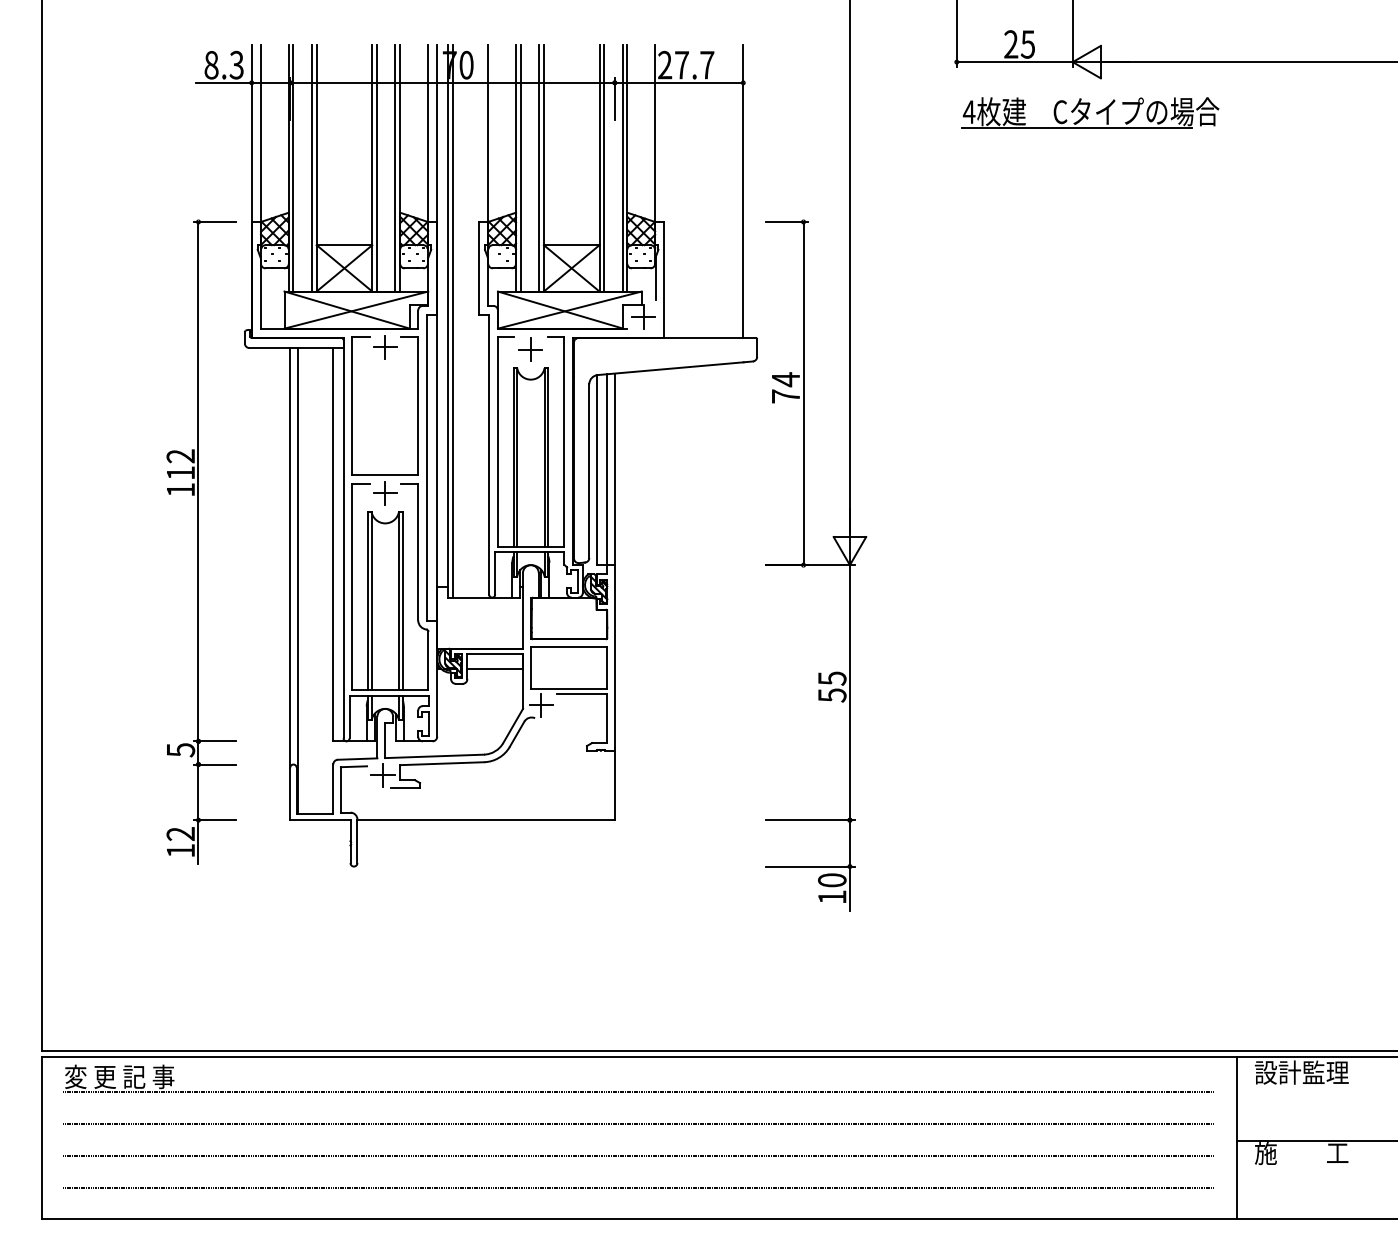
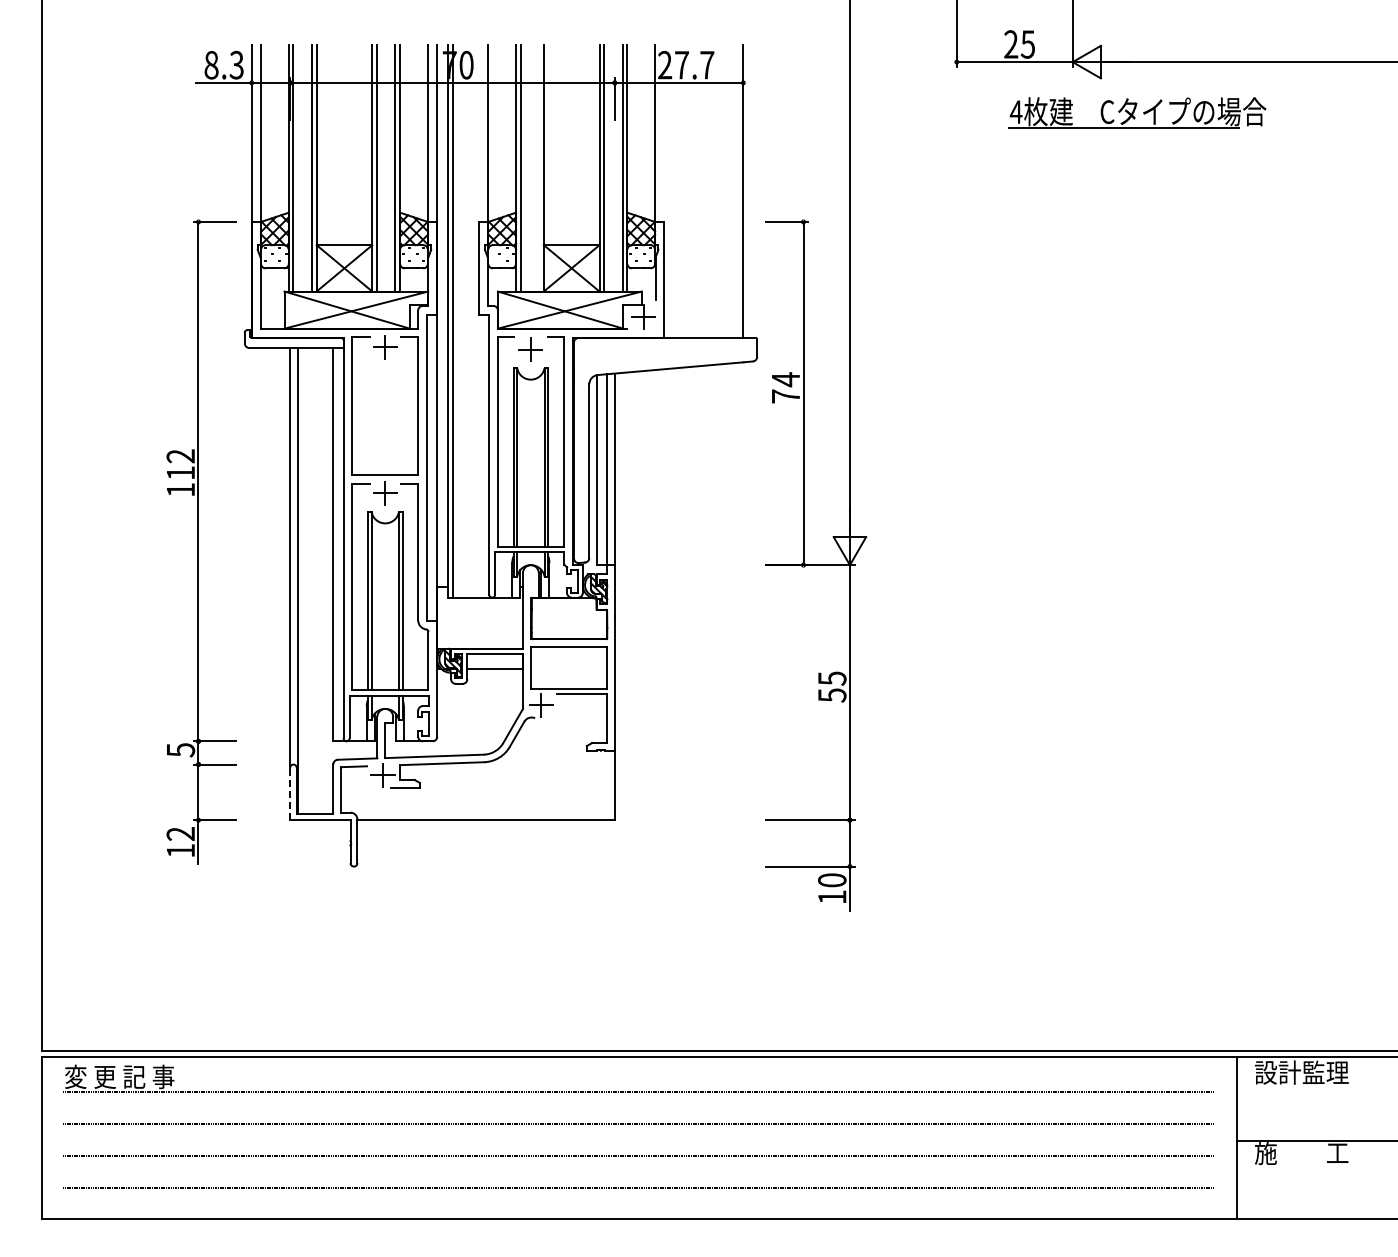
part position: (1090, 112) -> (1137, 112) (1137, 112)
line: present -> none (539, 167)
line: solid -> dashed (290, 793)
